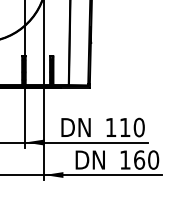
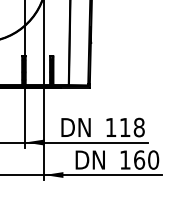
text: 110 -> 118 (138, 127)
